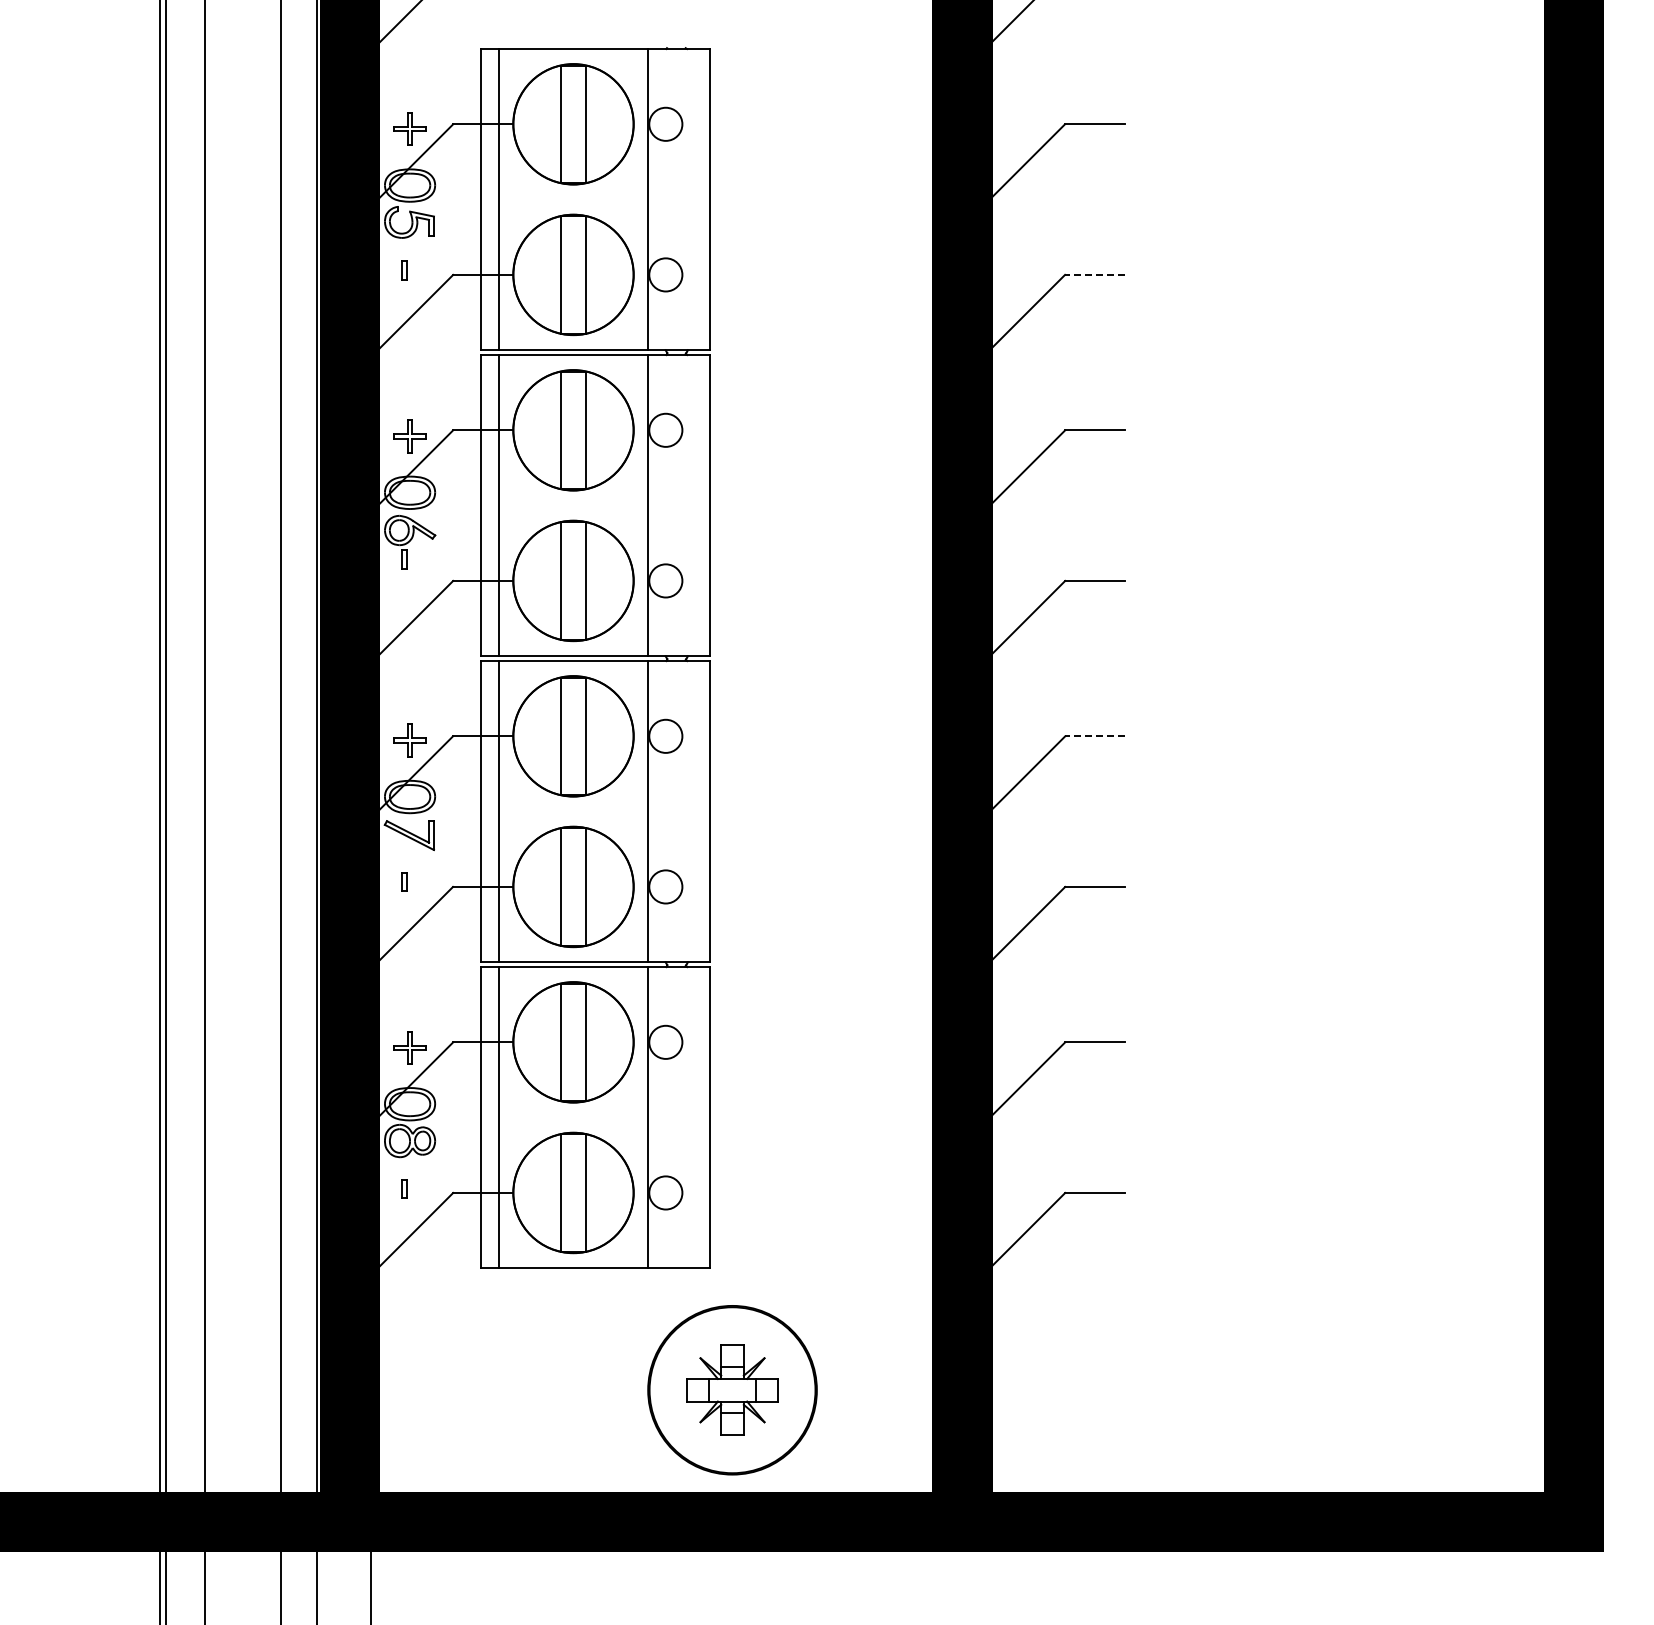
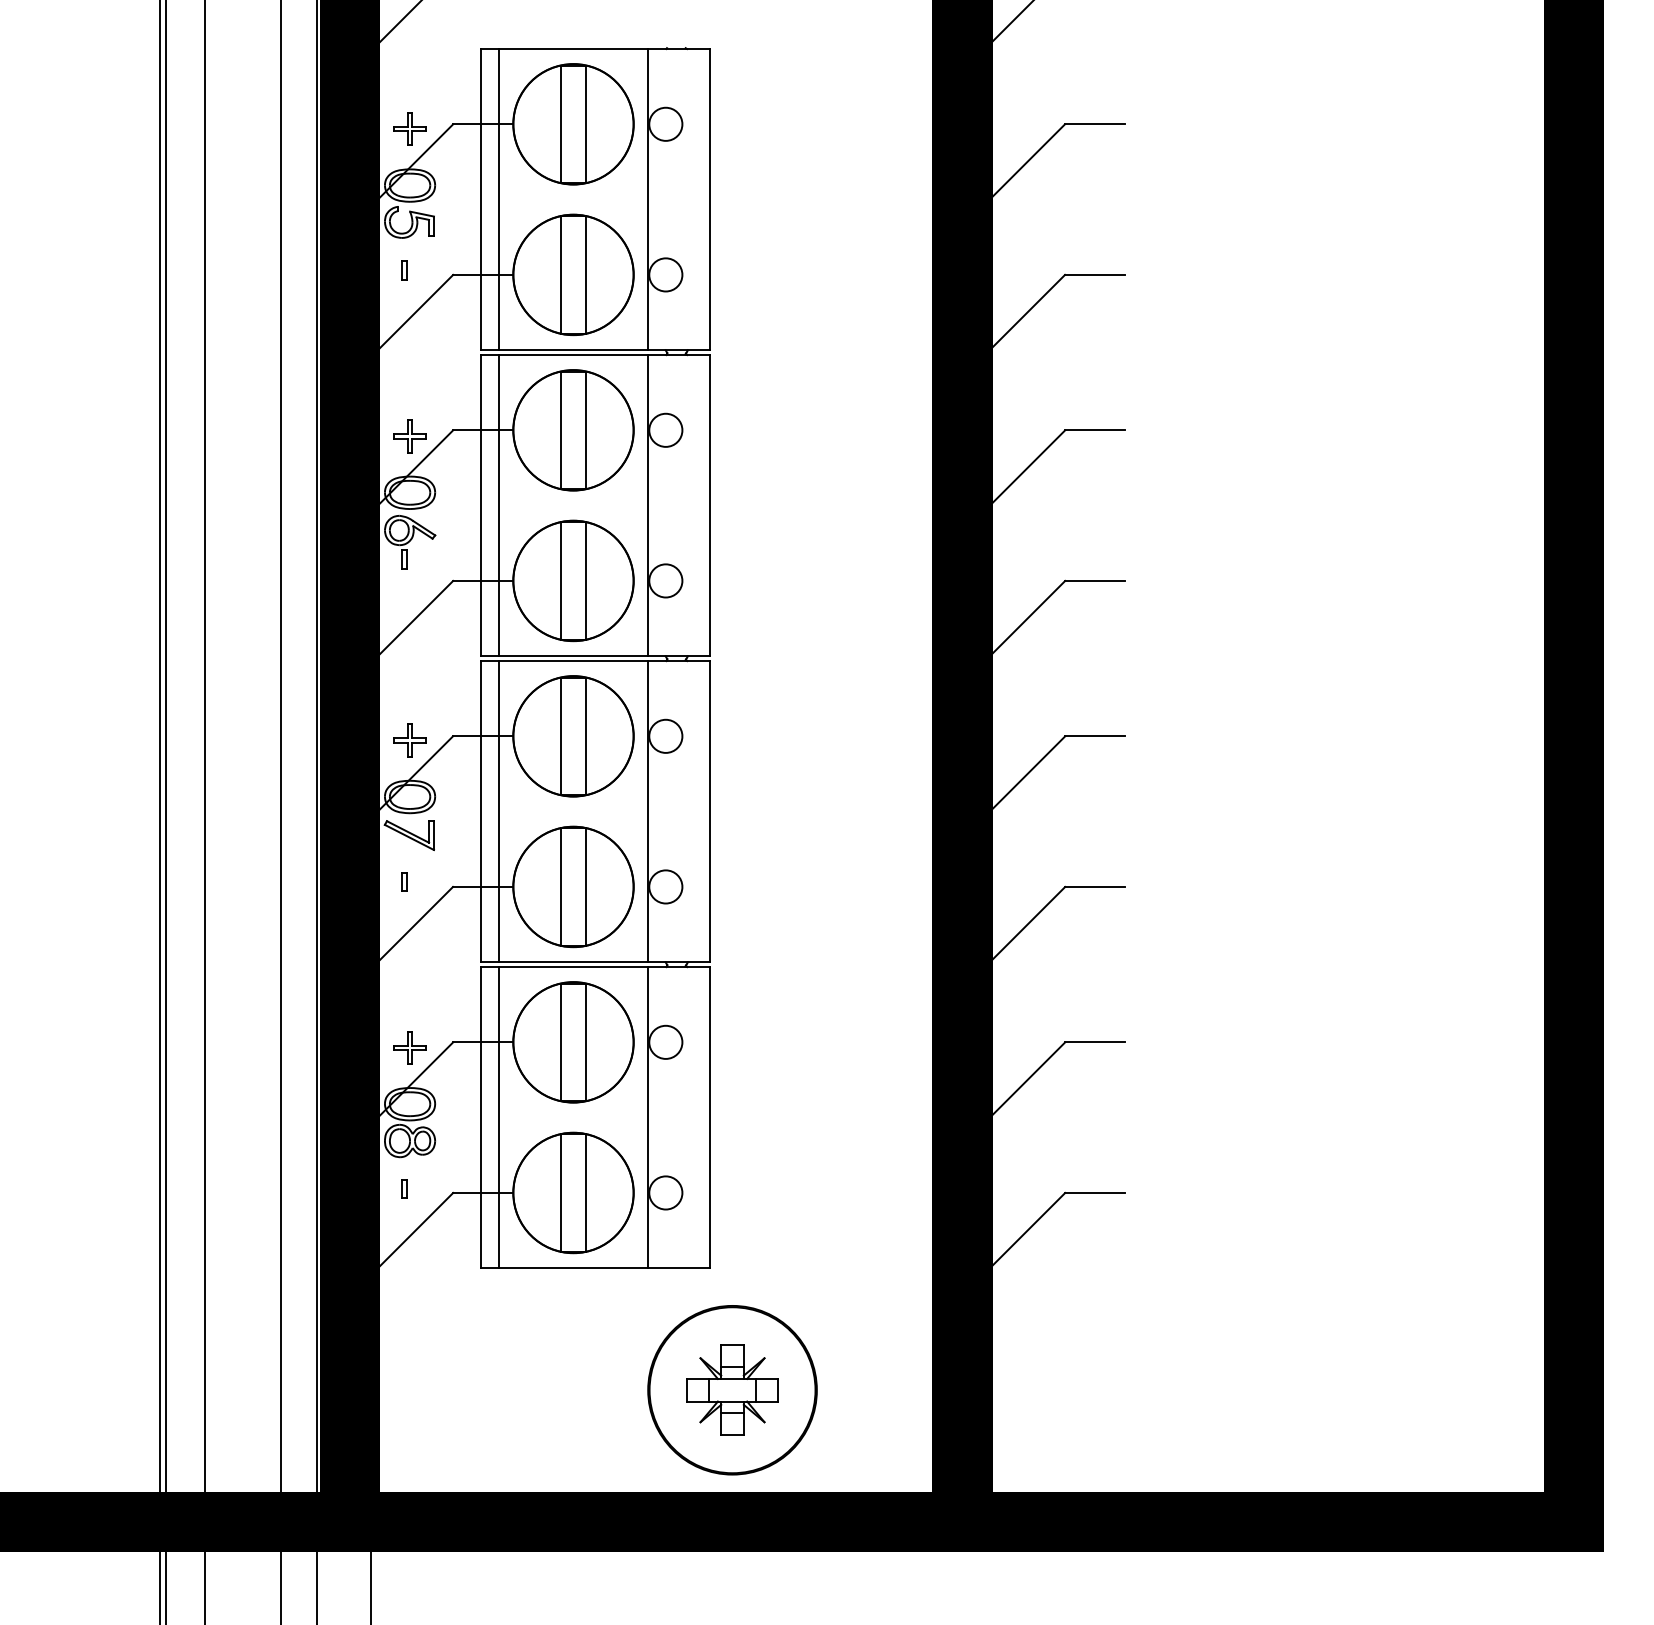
line: dashed -> solid (1094, 274)
line: dashed -> solid (1094, 736)
